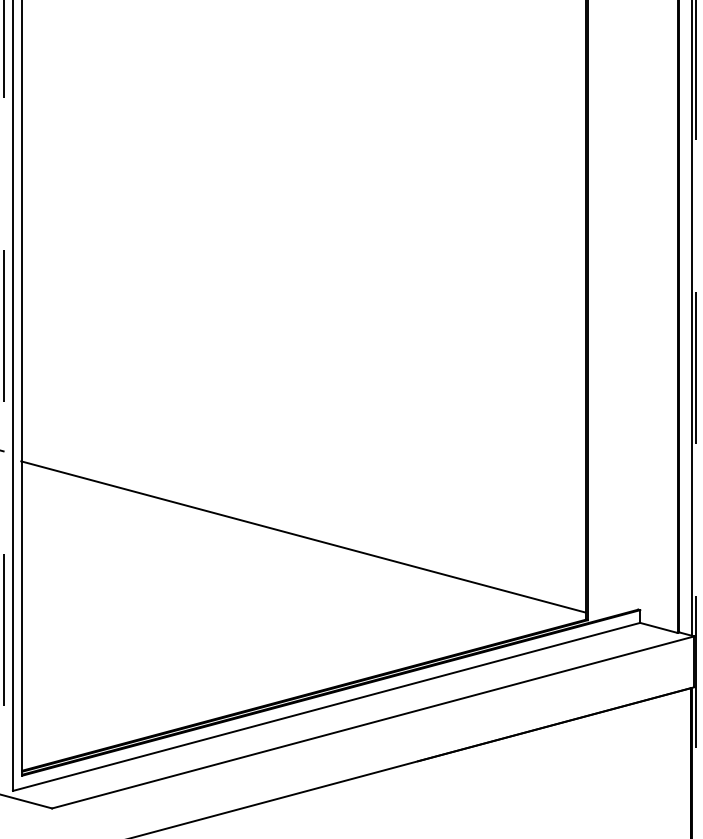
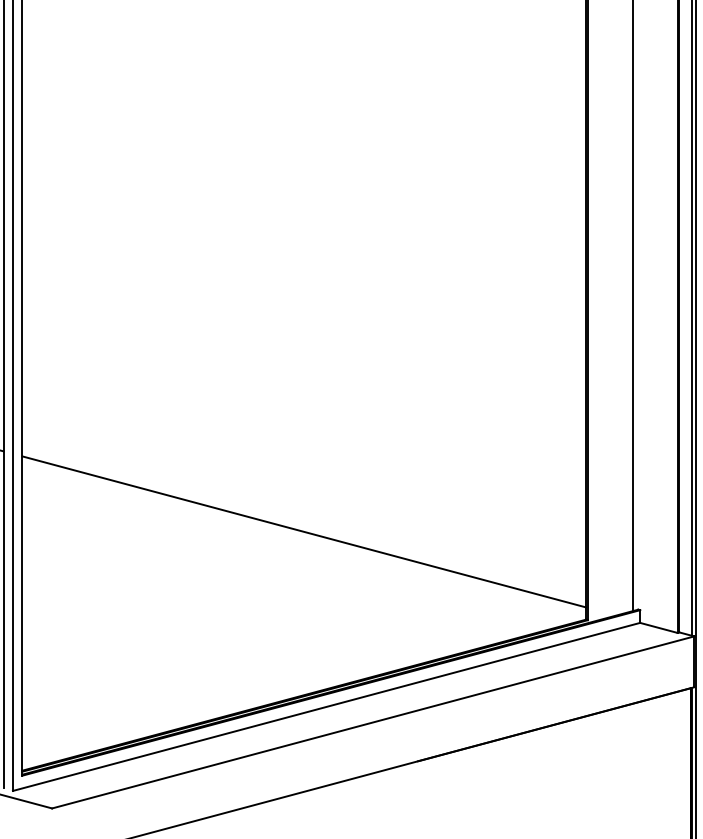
line: none -> present (632, 306)
line: dashed -> solid (3, 394)
line: dashed -> solid (696, 419)
line position: (303, 536) -> (304, 531) (304, 531)
